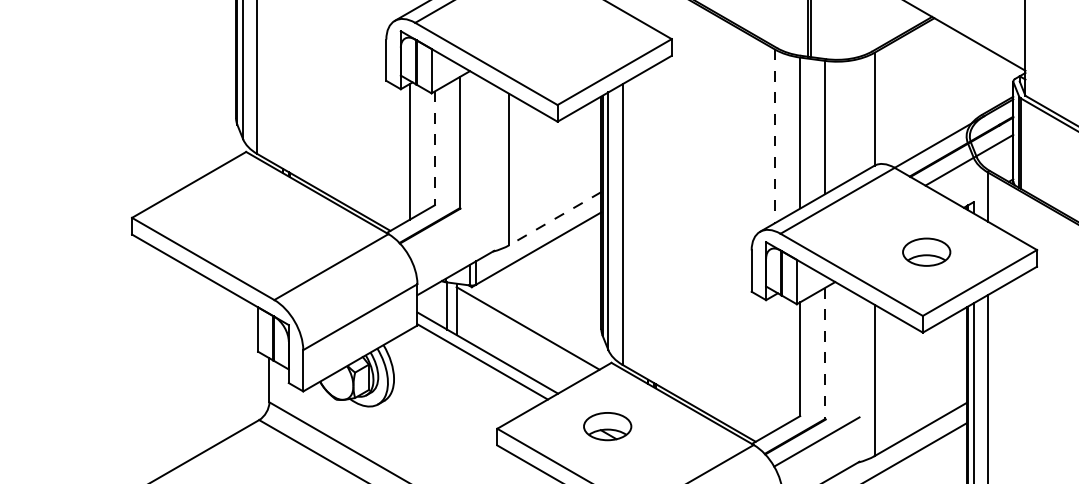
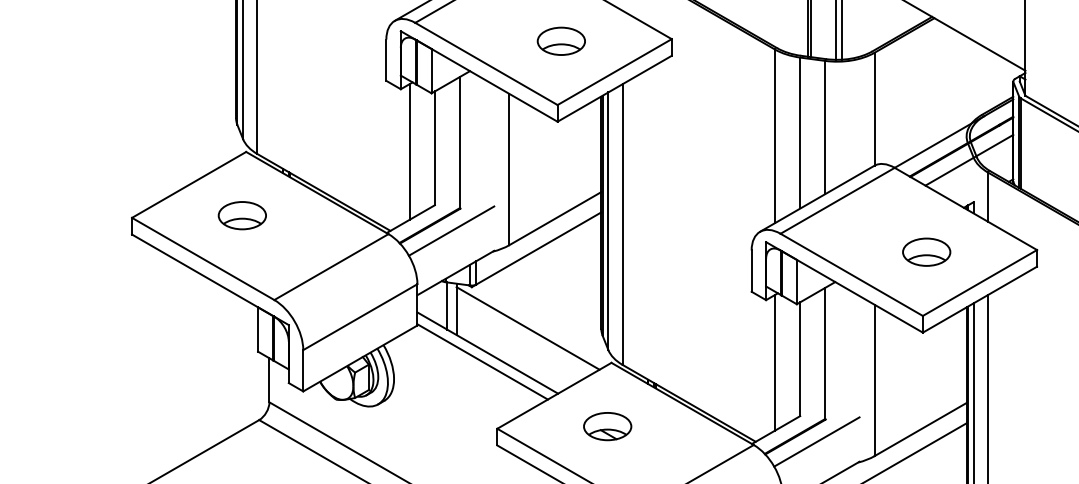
line: none -> present (835, 30)
line: none -> present (841, 30)
part: none -> present (560, 40)
line: dashed -> solid (774, 136)
line: dashed -> solid (435, 148)
part: none -> present (241, 215)
line: dashed -> solid (554, 218)
line: none -> present (451, 230)
line: dashed -> solid (825, 353)
line: none -> present (774, 362)
